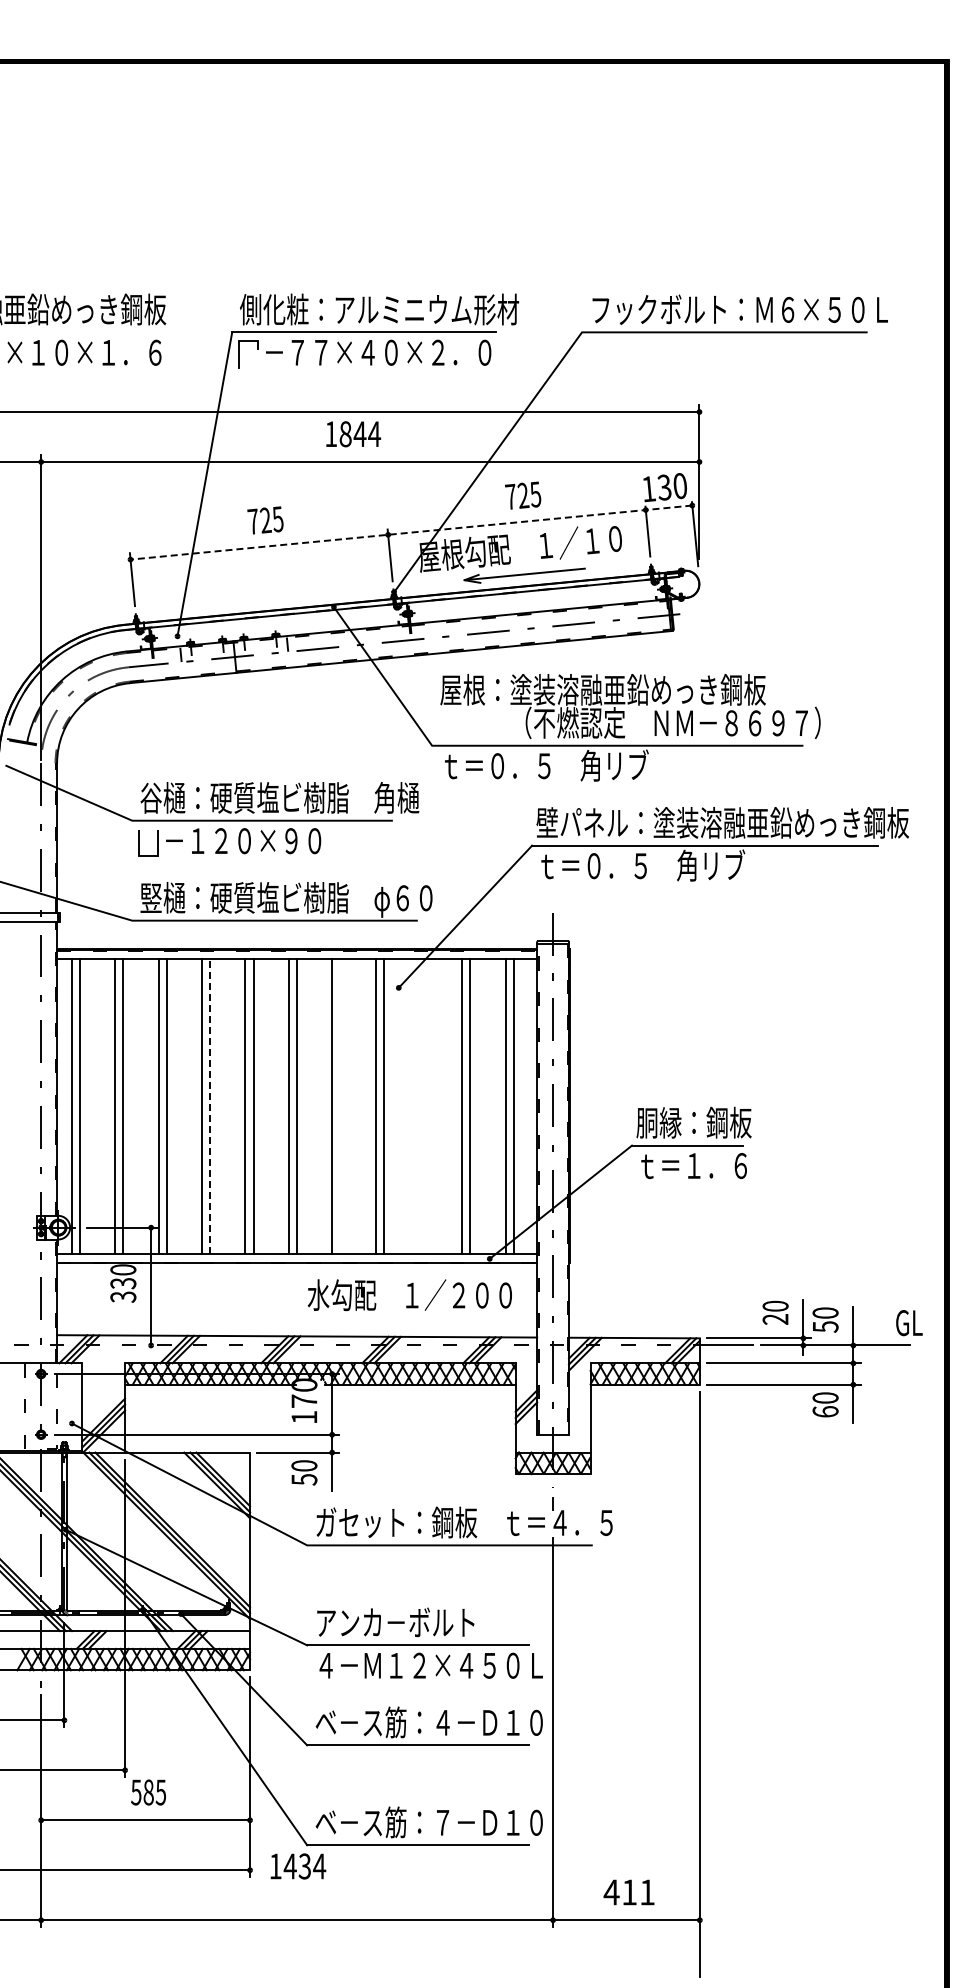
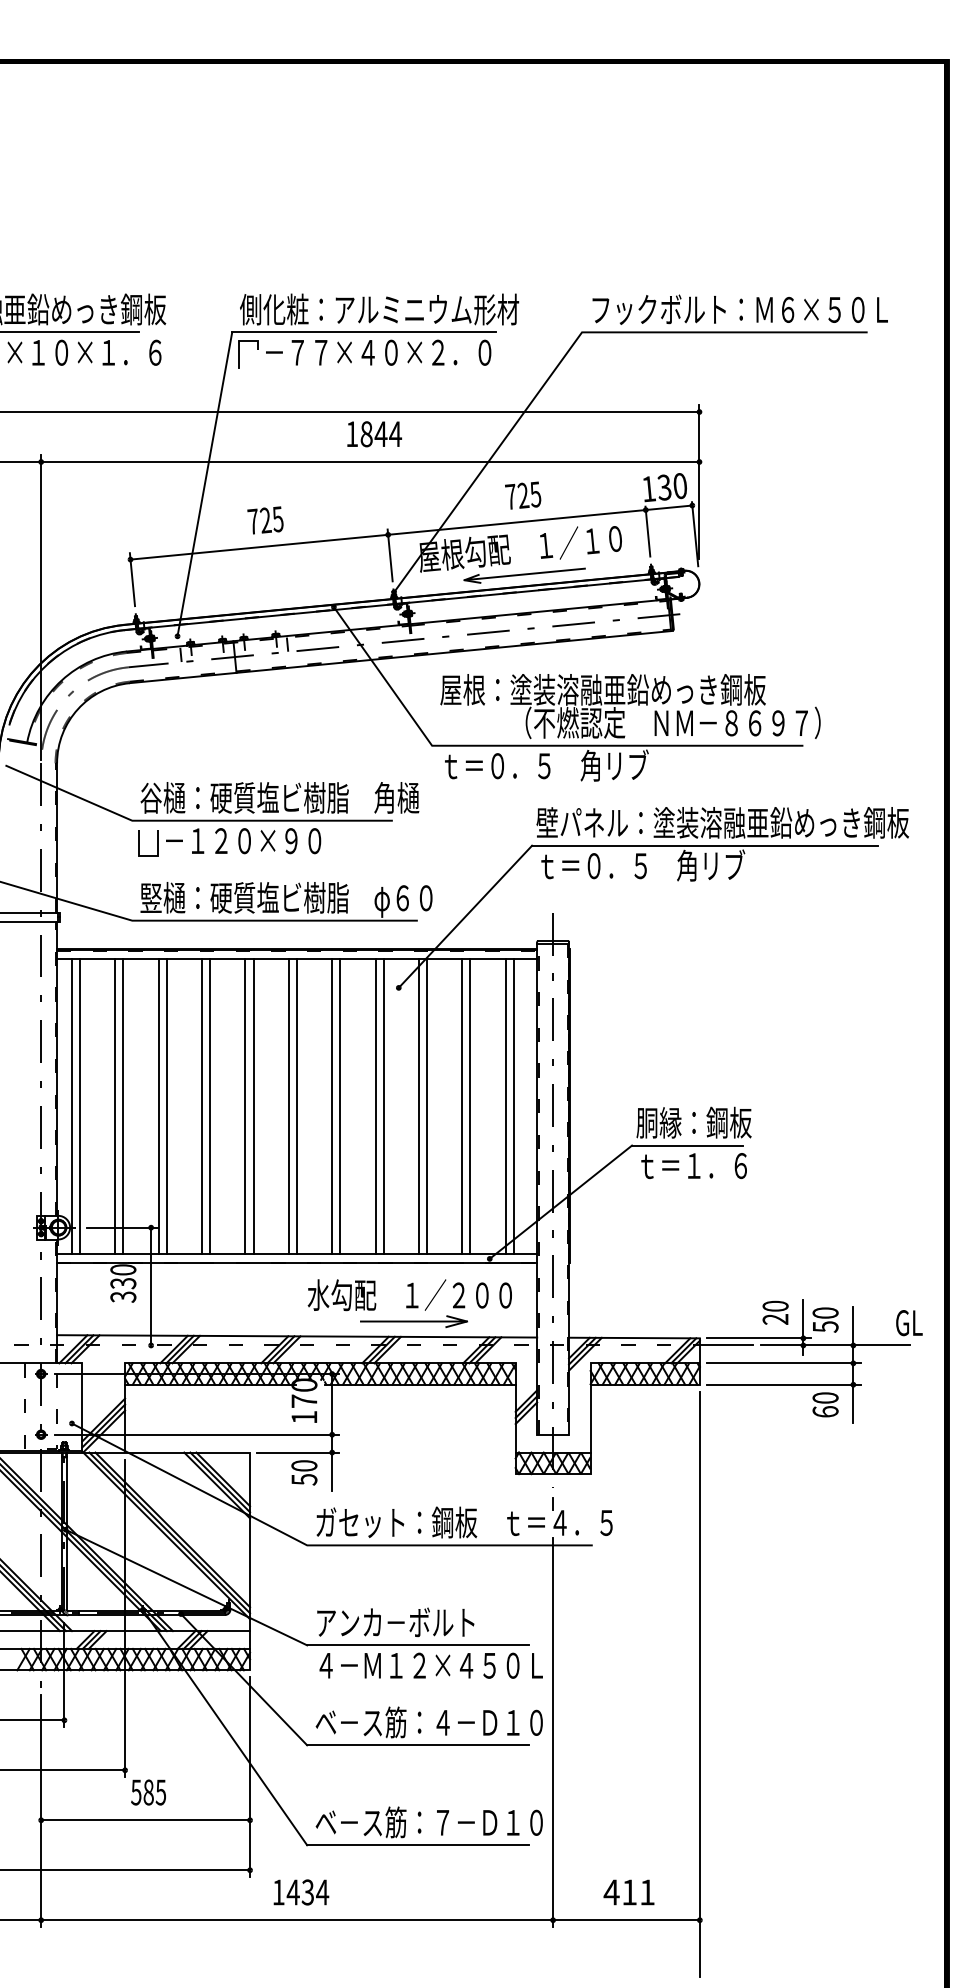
line: none -> present (70, 332)
text position: (353, 434) -> (374, 434) (374, 434)
line: dashed -> solid (410, 532)
line: dashed -> solid (210, 1106)
line: none -> present (340, 1106)
line: none -> present (418, 1106)
line: none -> present (427, 1106)
part: none -> present (413, 1321)
text position: (298, 1866) -> (301, 1892) (301, 1892)
